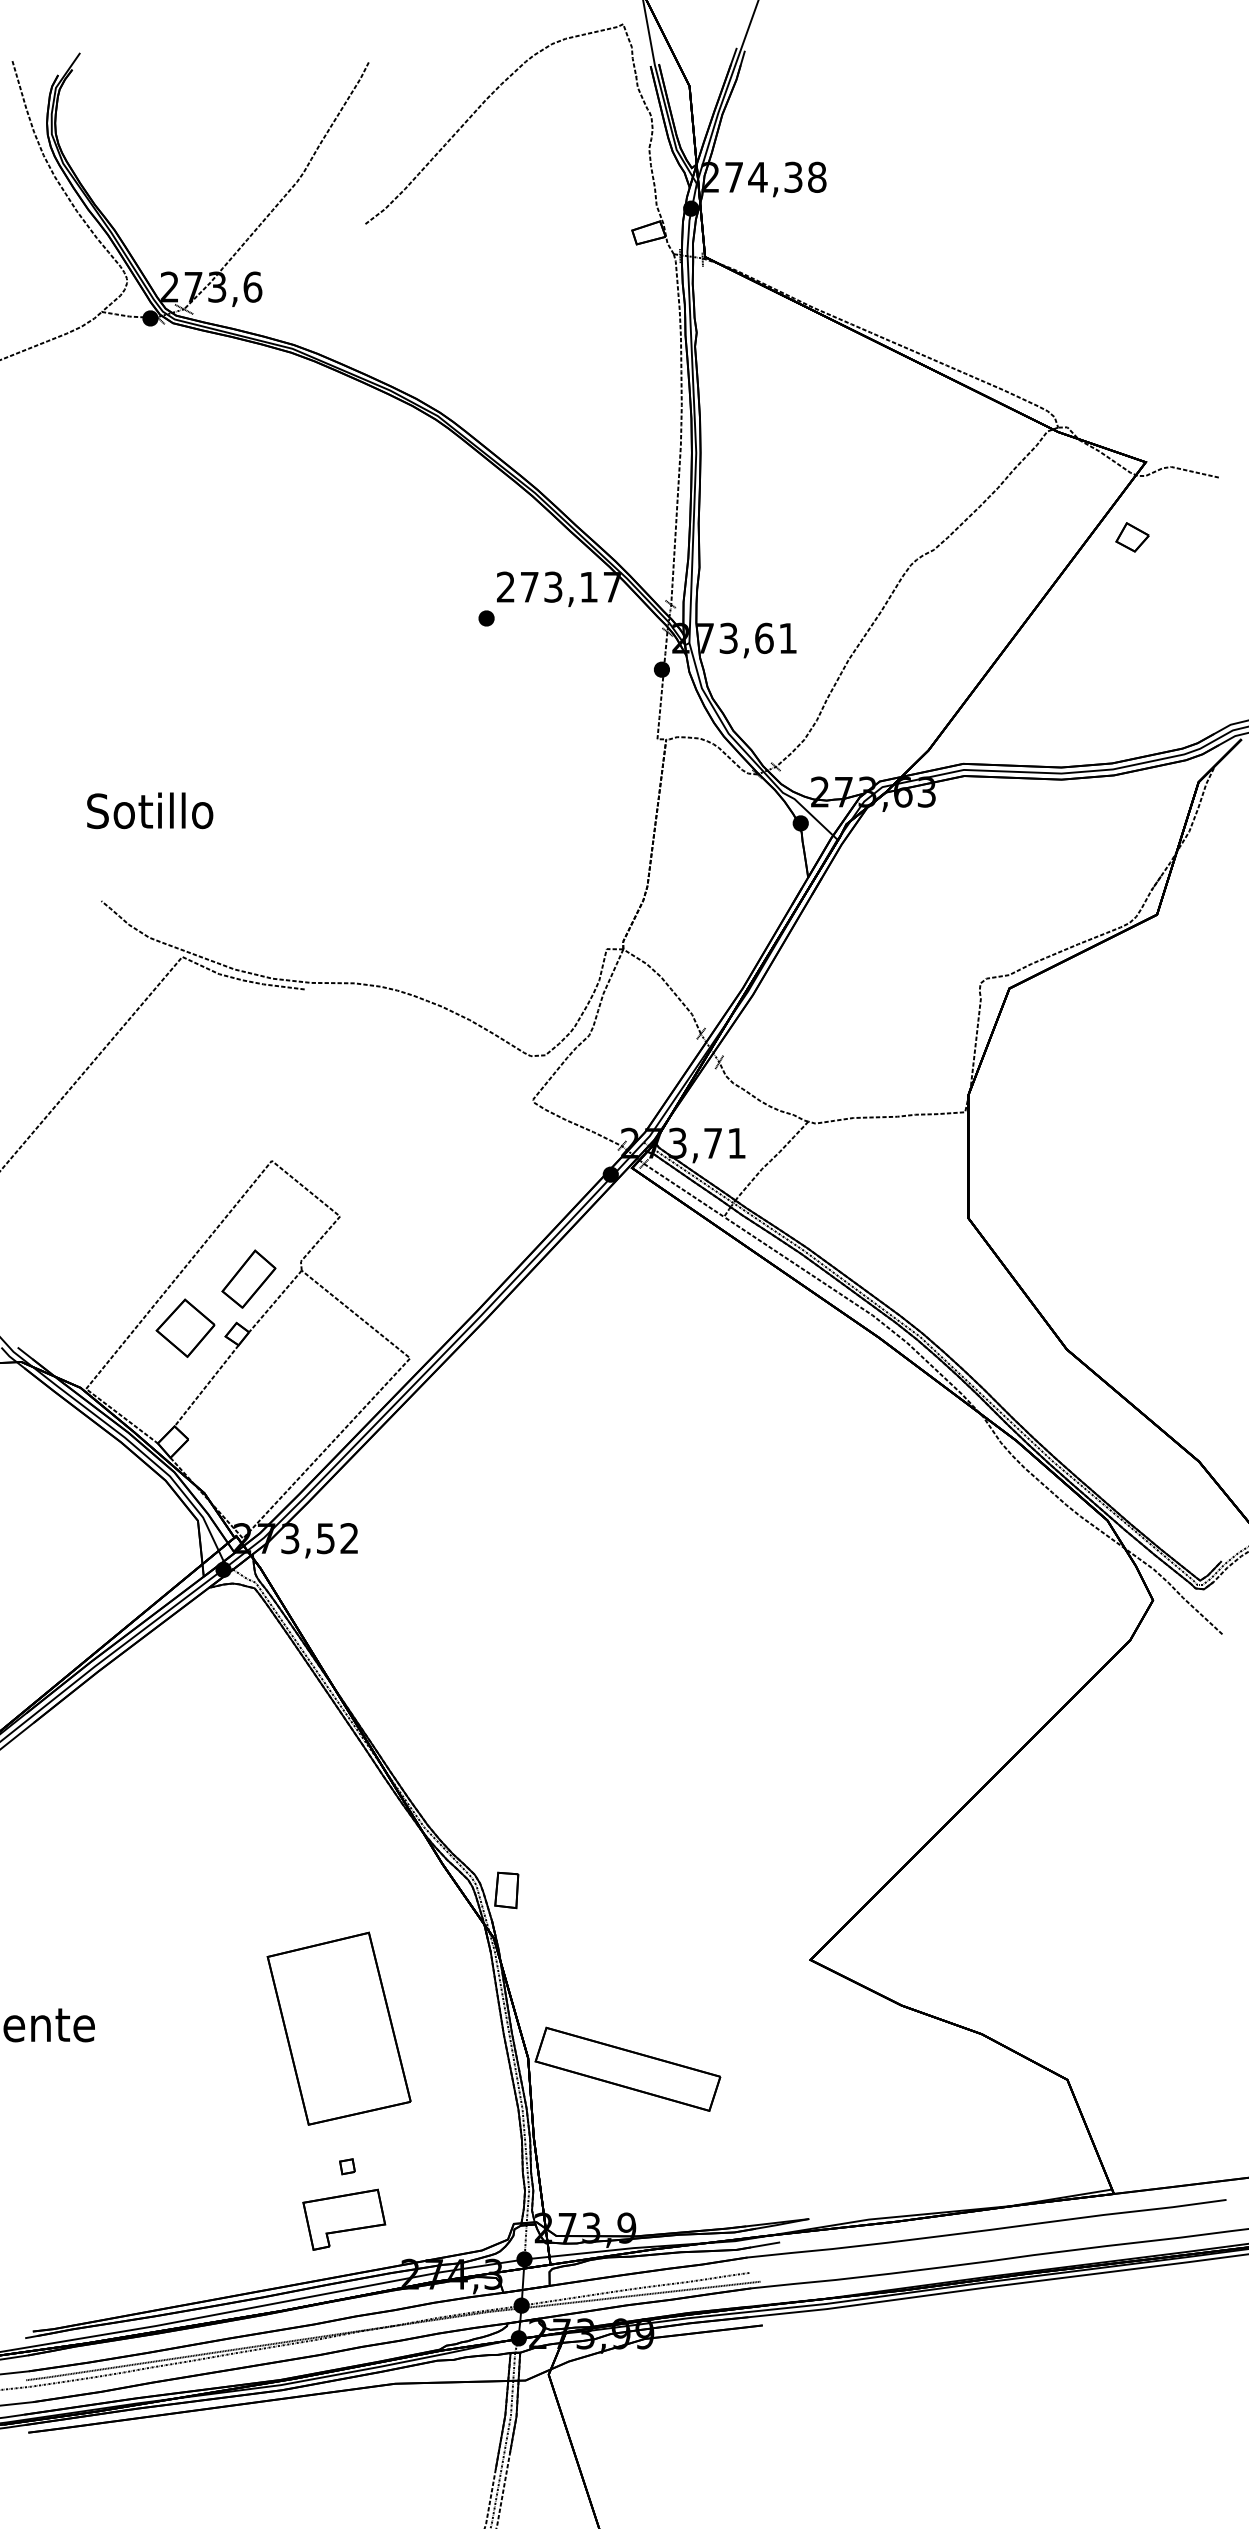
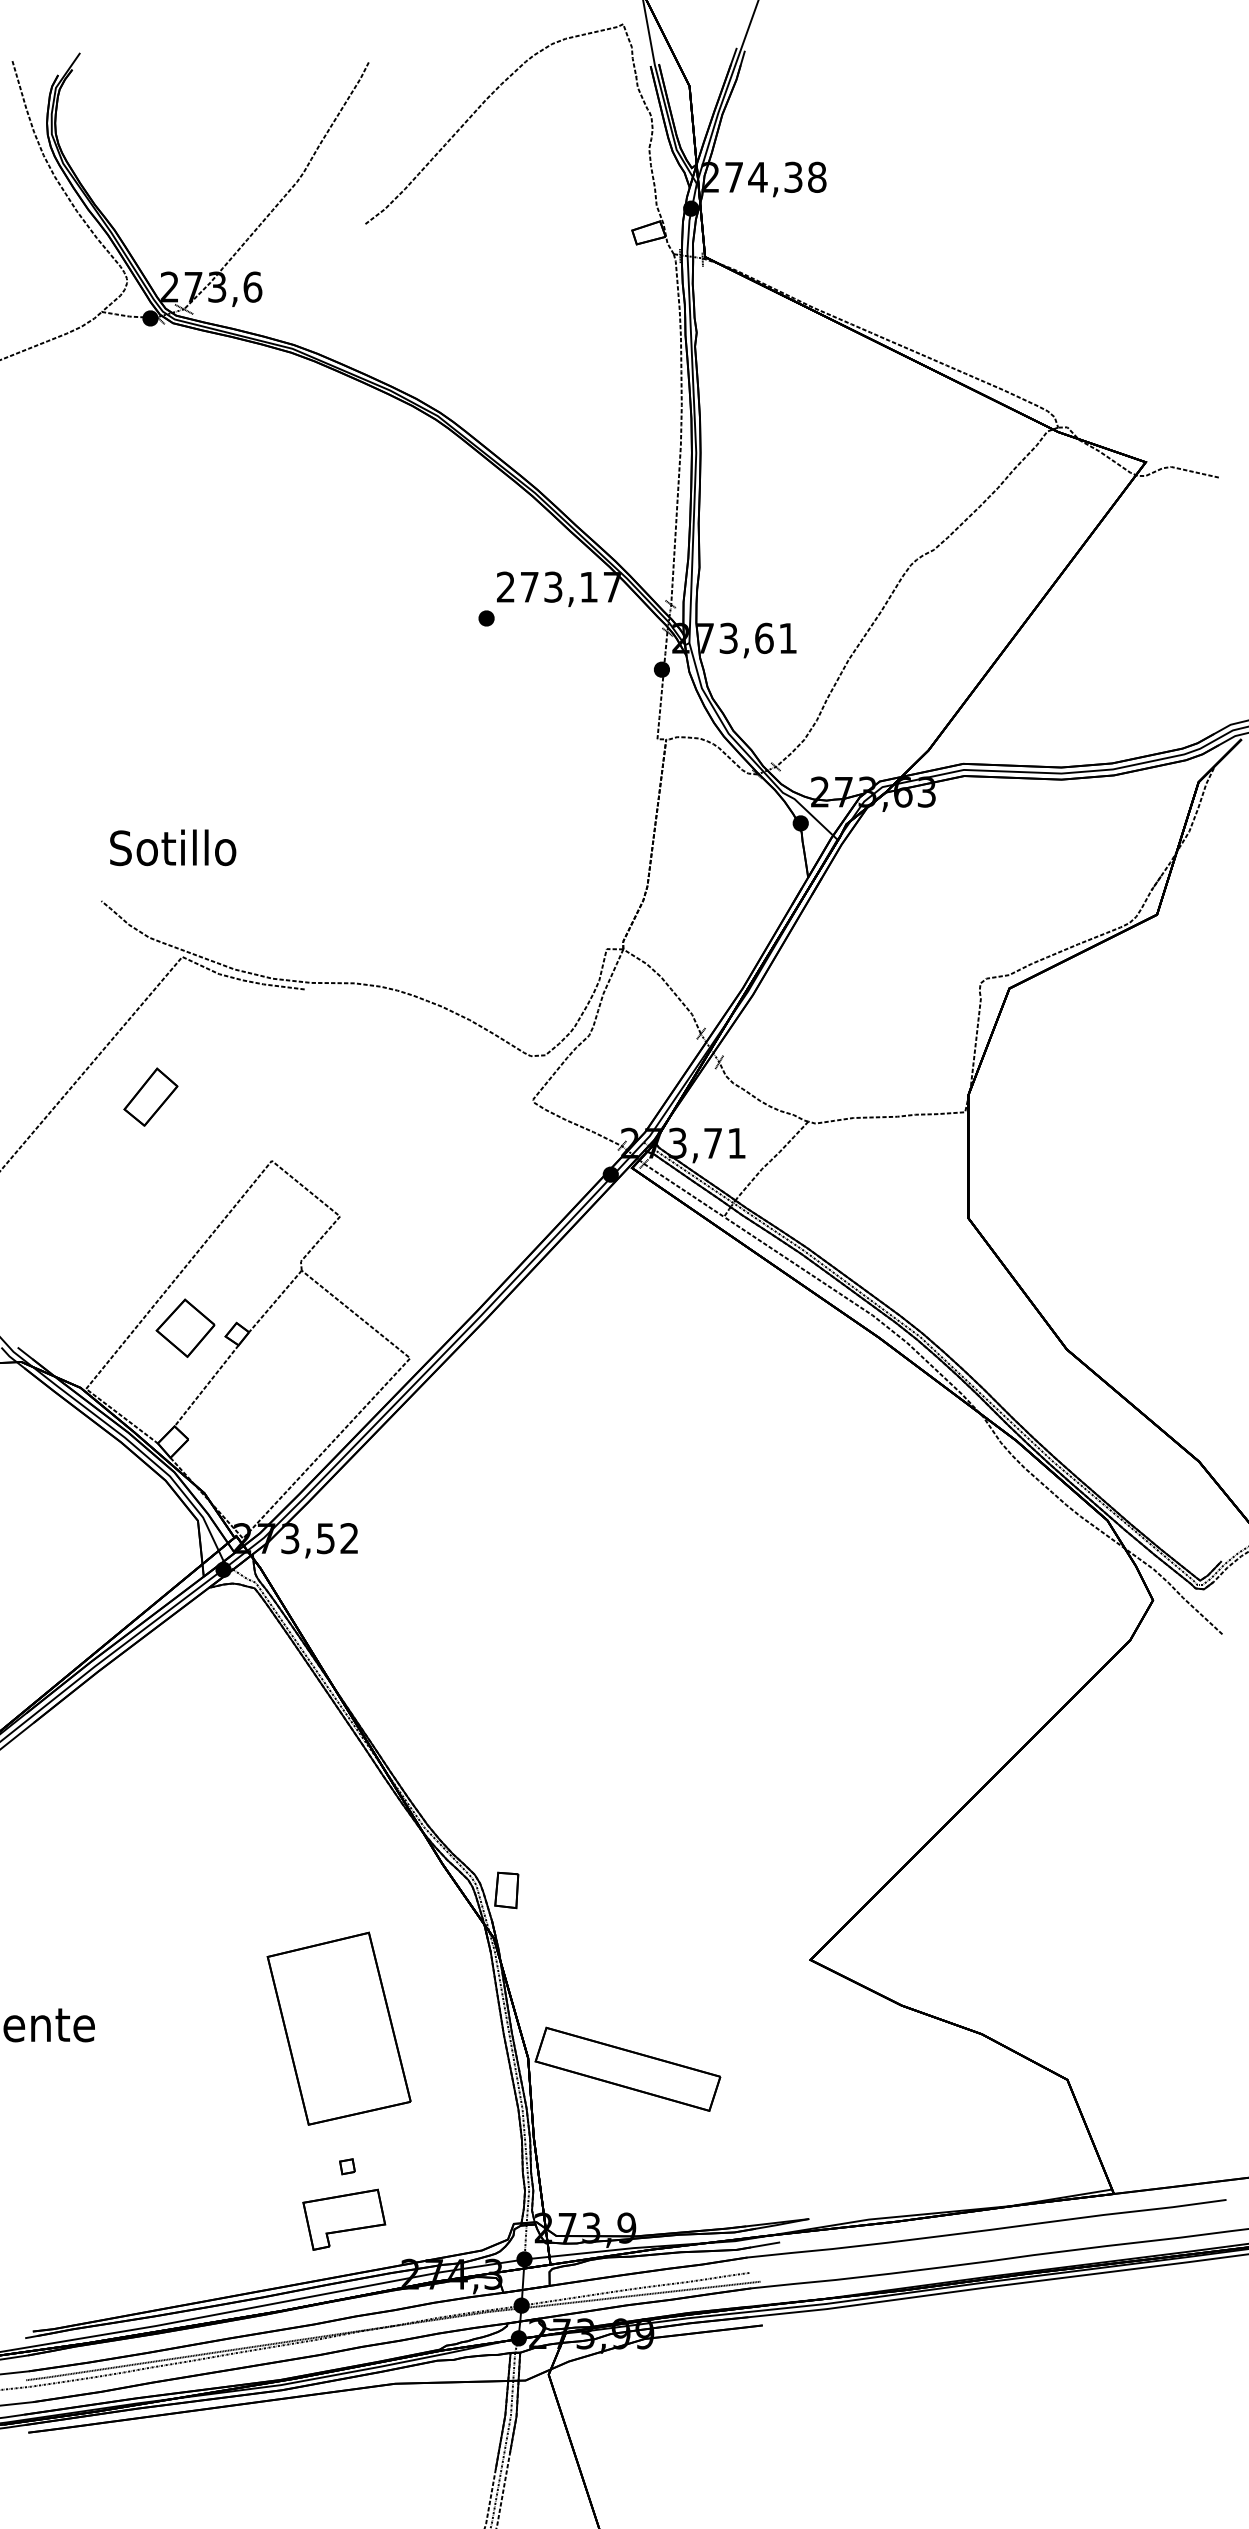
part: present -> none (1132, 537)
text position: (150, 810) -> (173, 847) (173, 847)
part position: (248, 1278) -> (150, 1096) (150, 1096)
